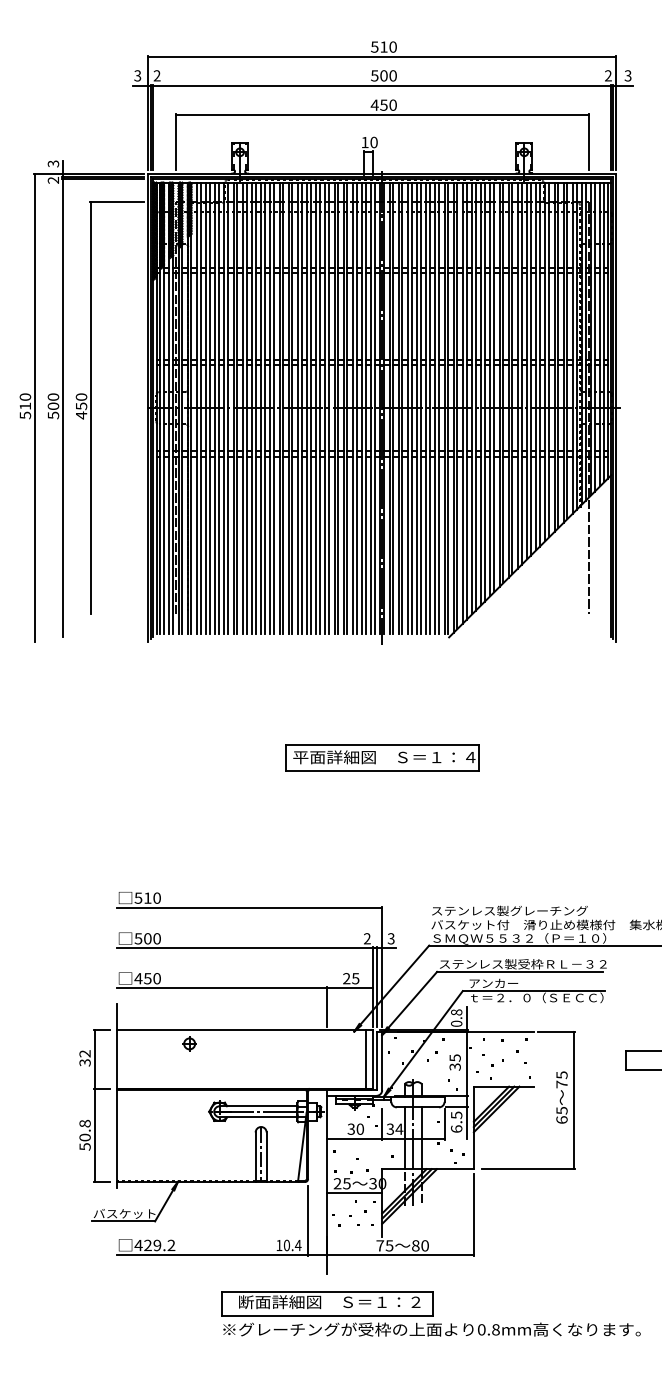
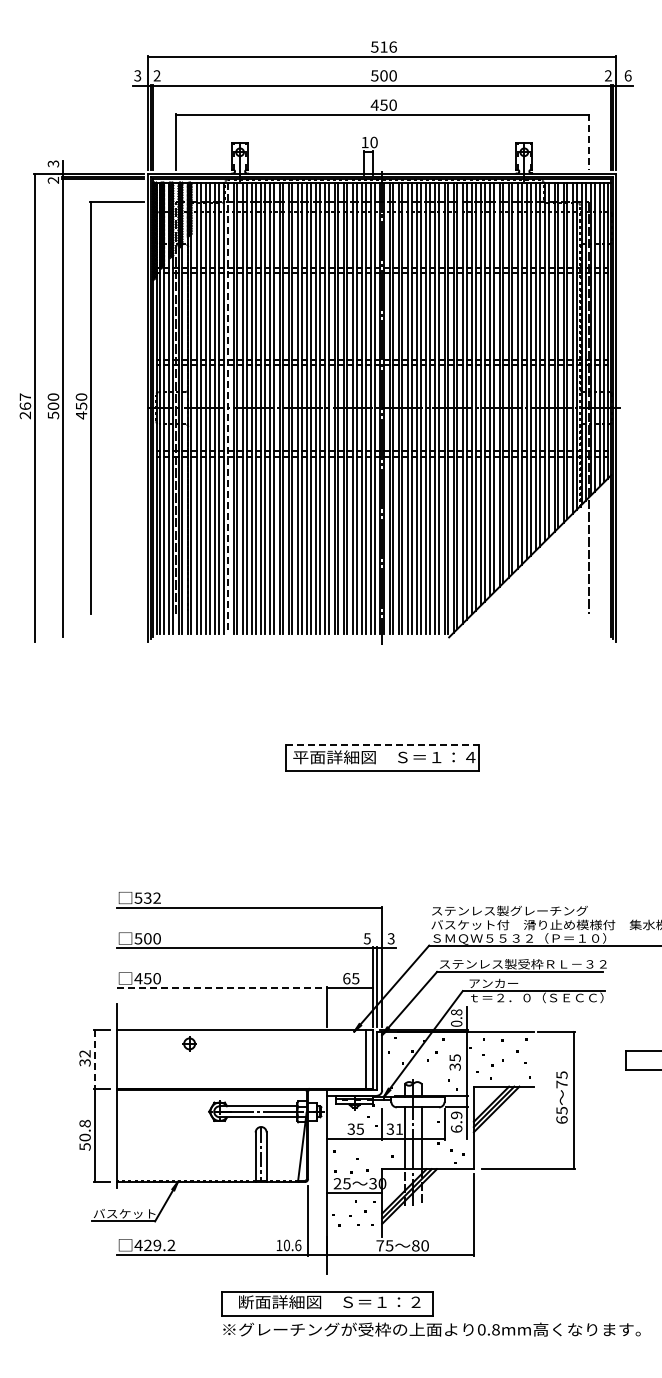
text: 510 -> 516 (392, 46)
text: 3 -> 6 (627, 75)
line: solid -> dashed (588, 141)
text: 510 -> 267 (25, 406)
line: solid -> dashed (228, 408)
line: solid -> dashed (382, 745)
text: 510 -> 532 (152, 897)
text: 2 -> 5 (367, 938)
text: 25 -> 65 (346, 978)
line: solid -> dashed (222, 988)
line: solid -> dashed (94, 1060)
text: 6.5 -> 6.9 (456, 1115)
text: 30 -> 35 (359, 1128)
text: 34 -> 31 (399, 1128)
text: 10.4 -> 10.6 (297, 1245)
